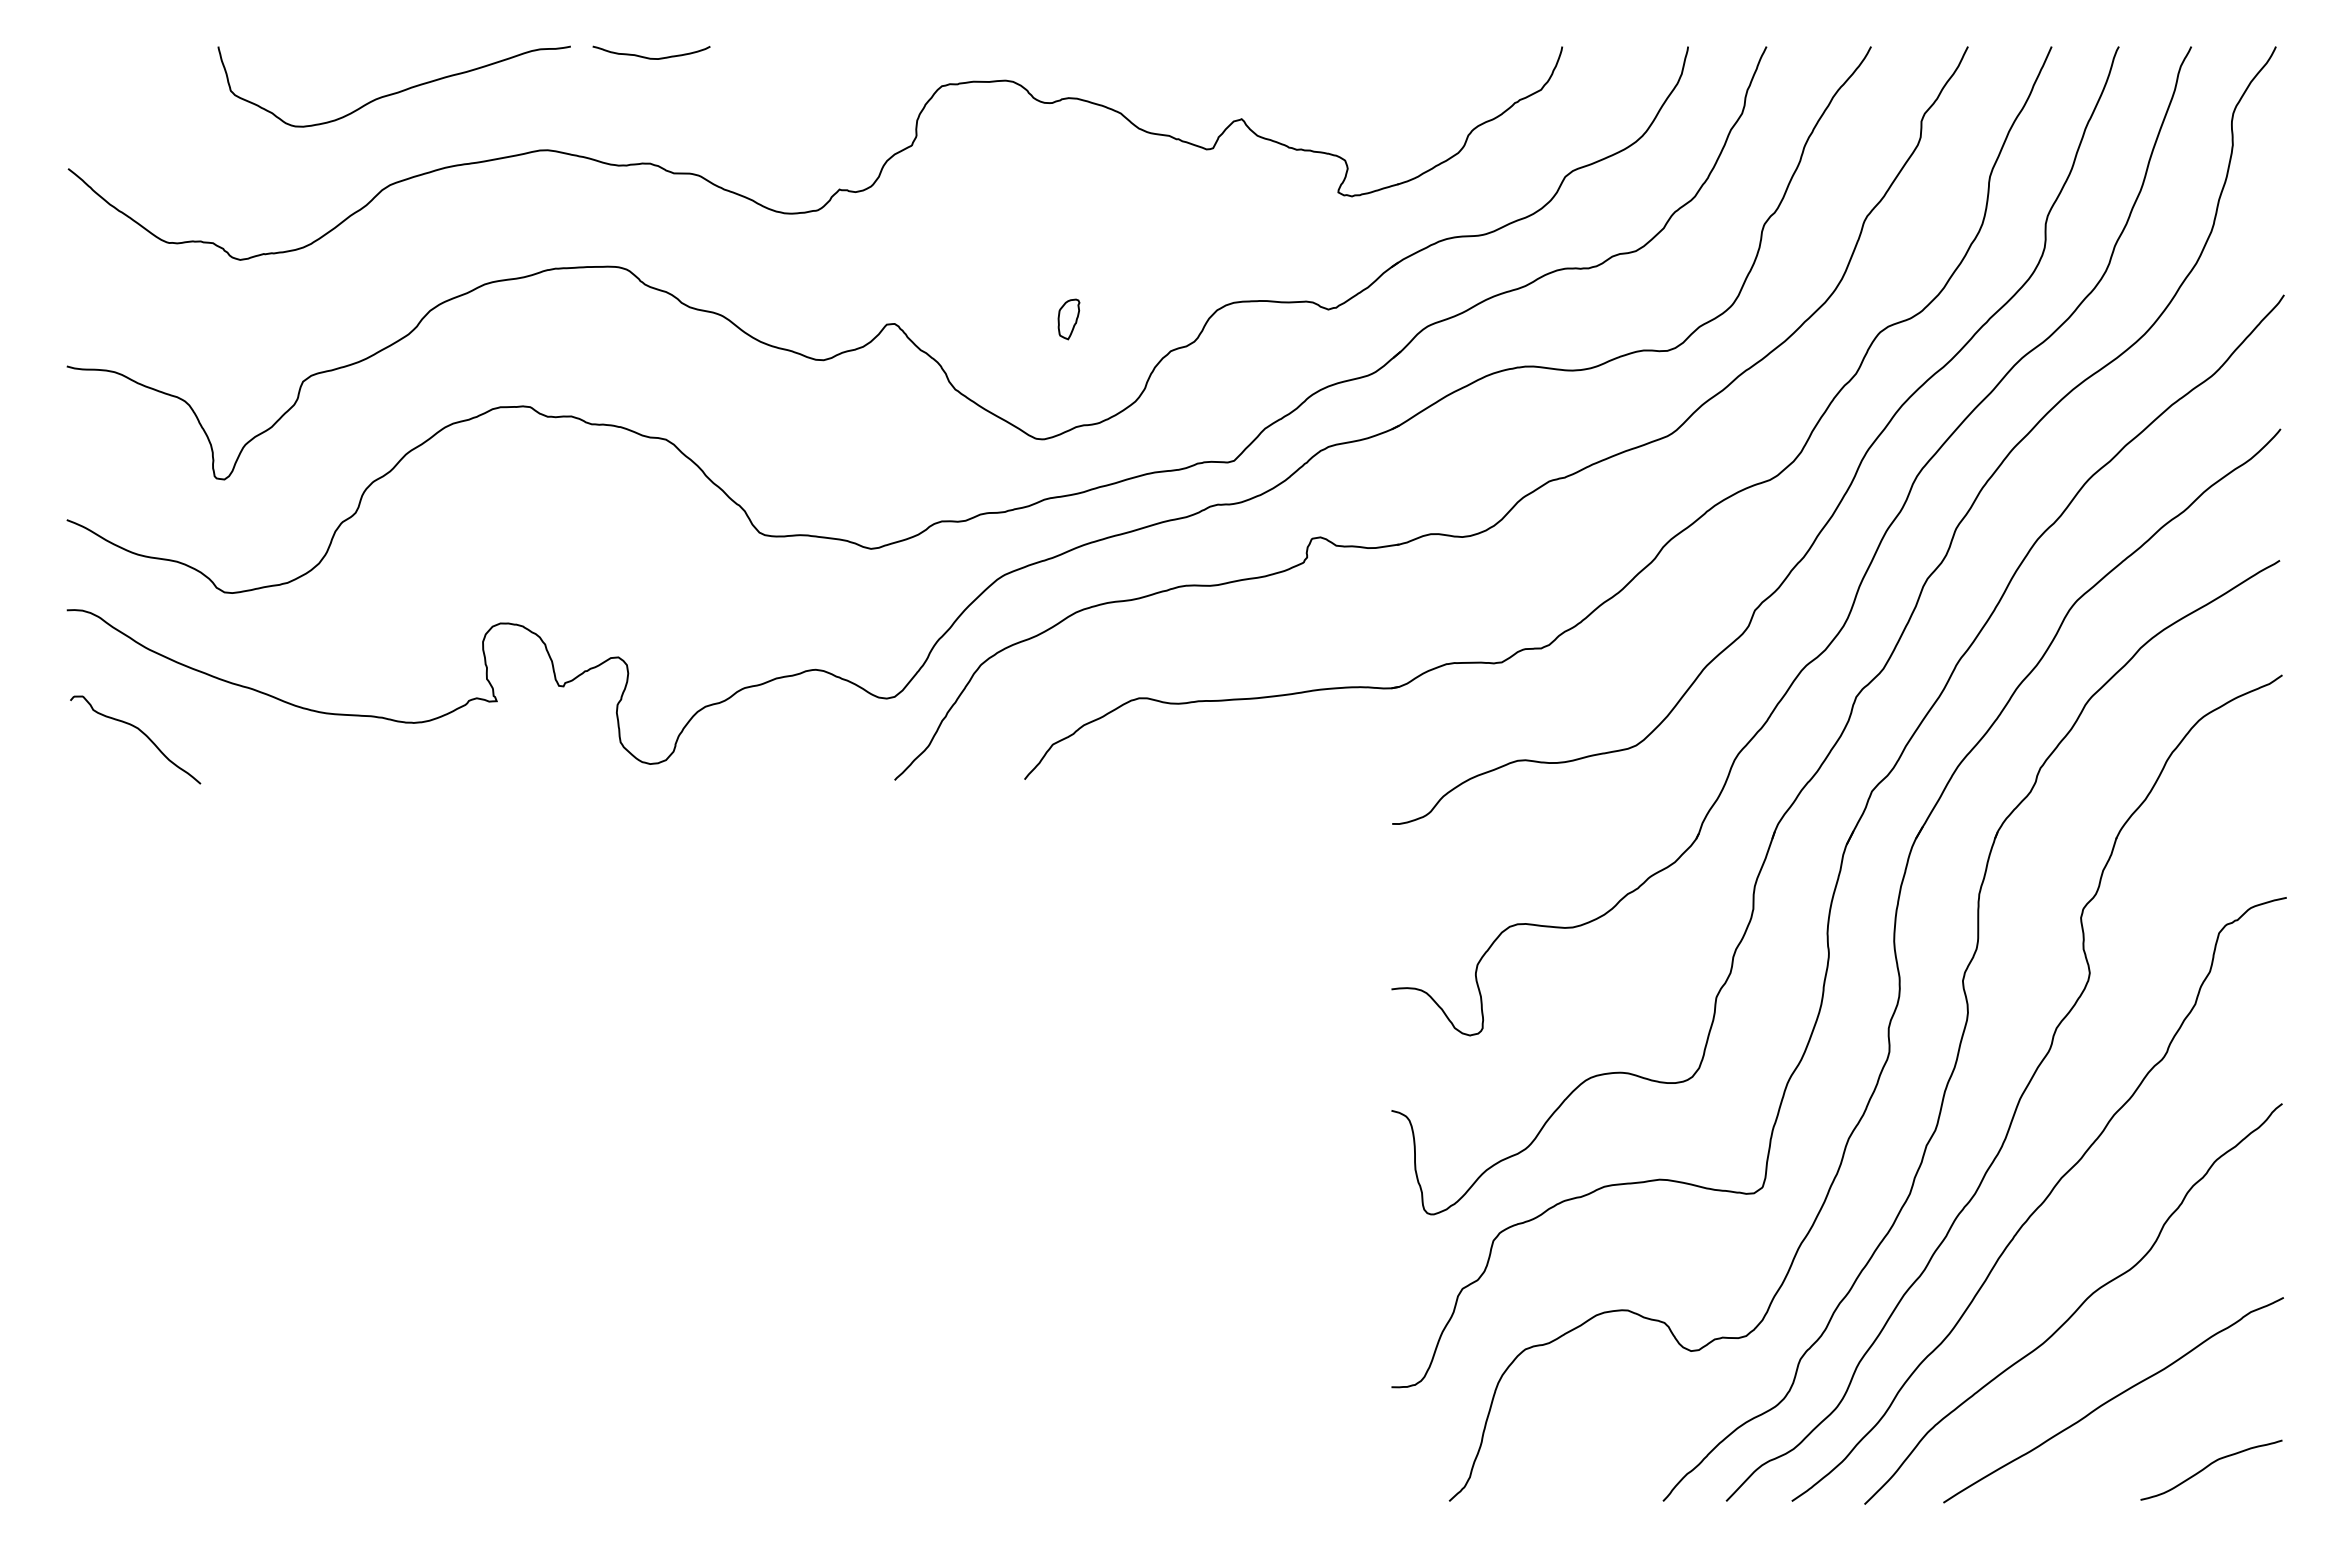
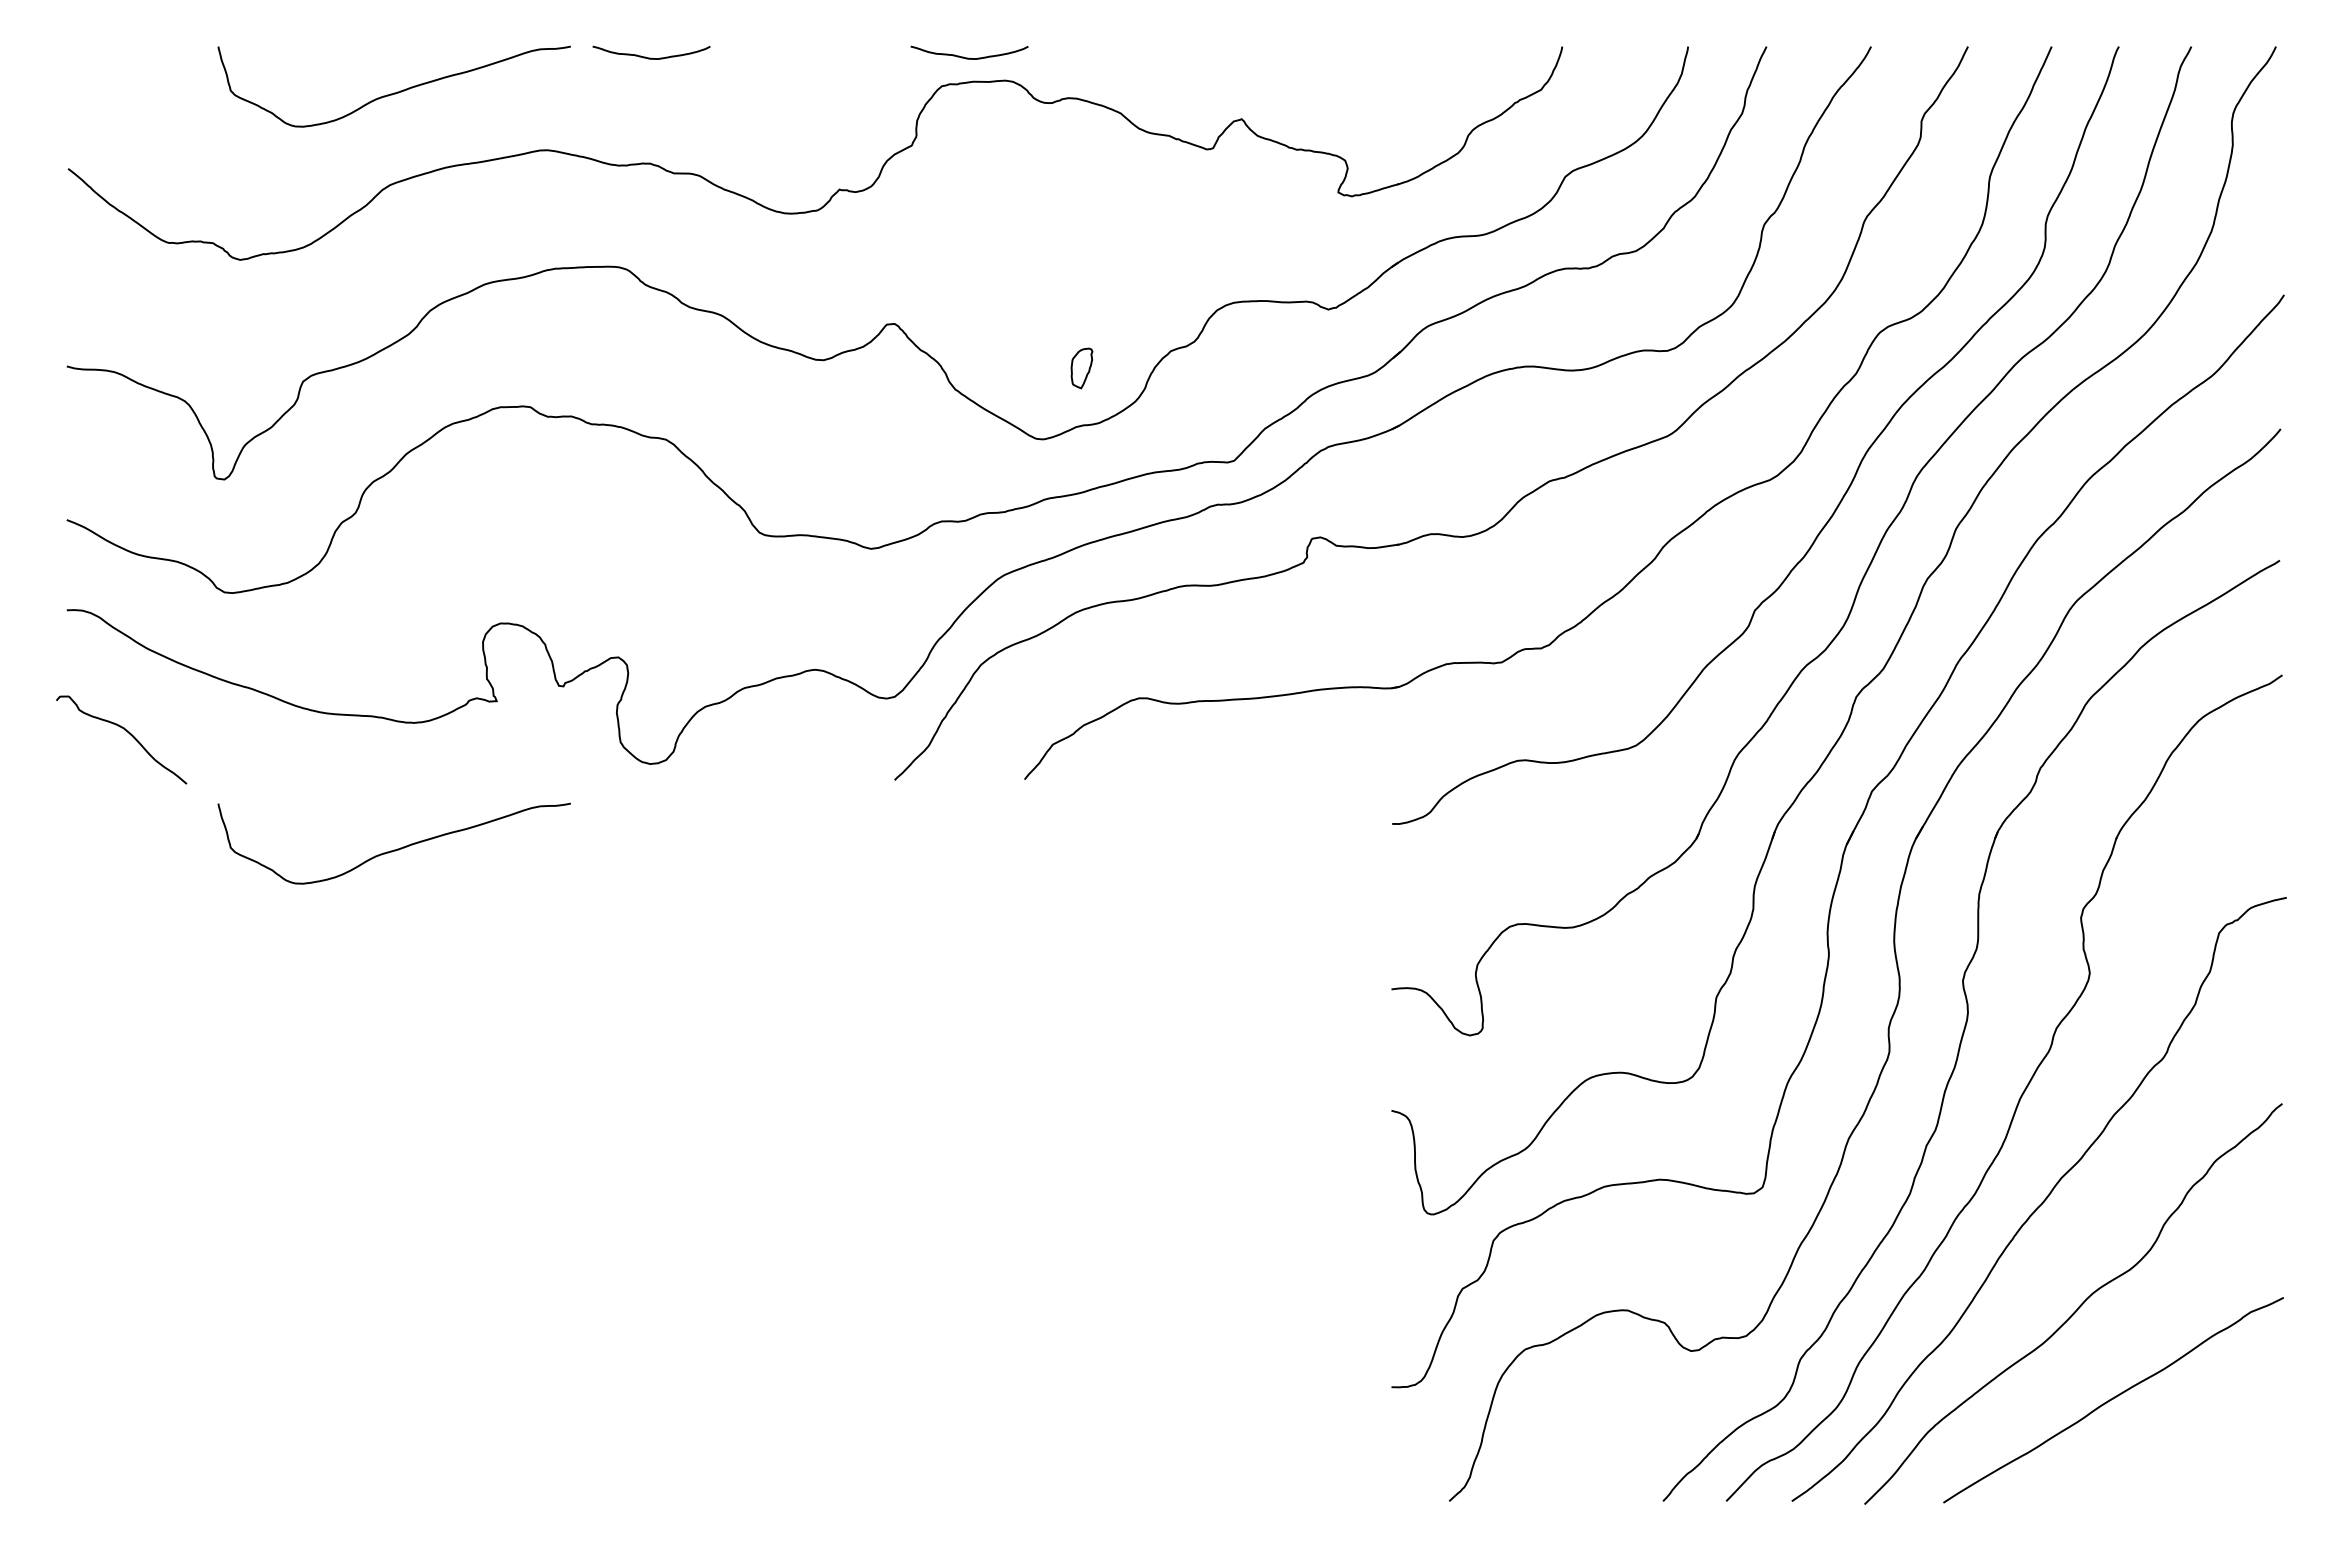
curve: none -> present (969, 57)
part position: (1068, 319) -> (1081, 368) (1081, 368)
curve position: (141, 732) -> (127, 732) (127, 732)
curve: none -> present (394, 849)
curve: present -> none (2209, 1466)
